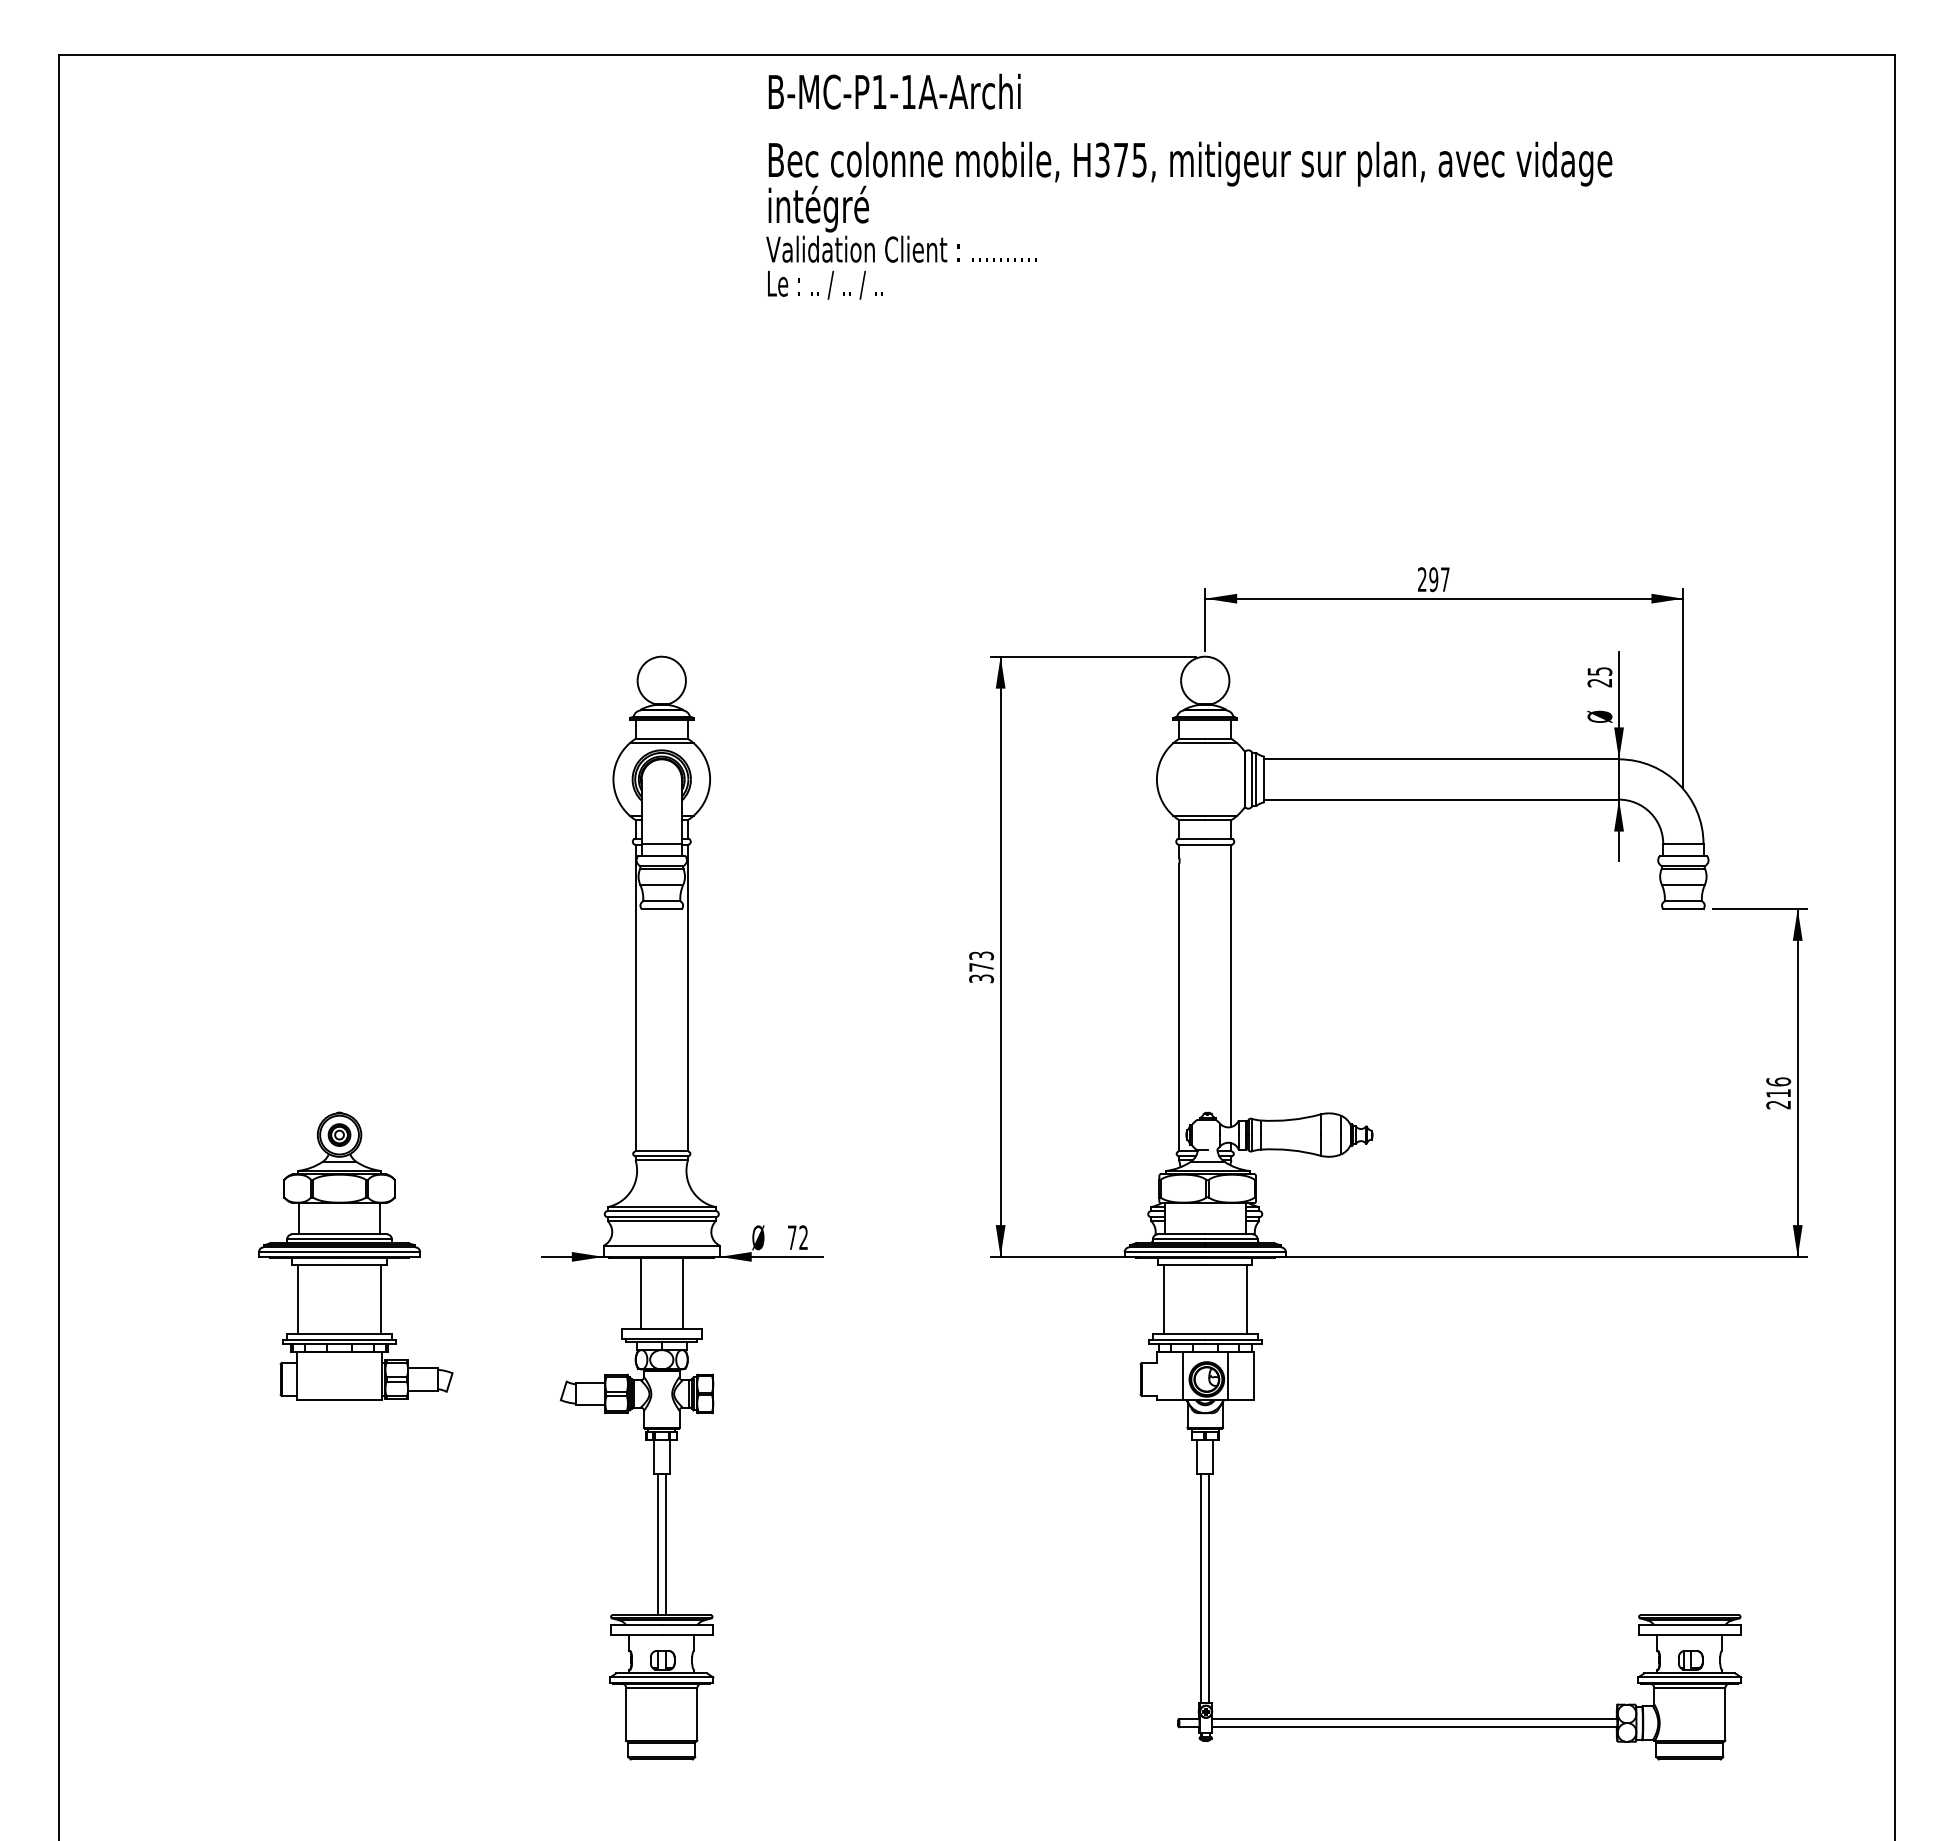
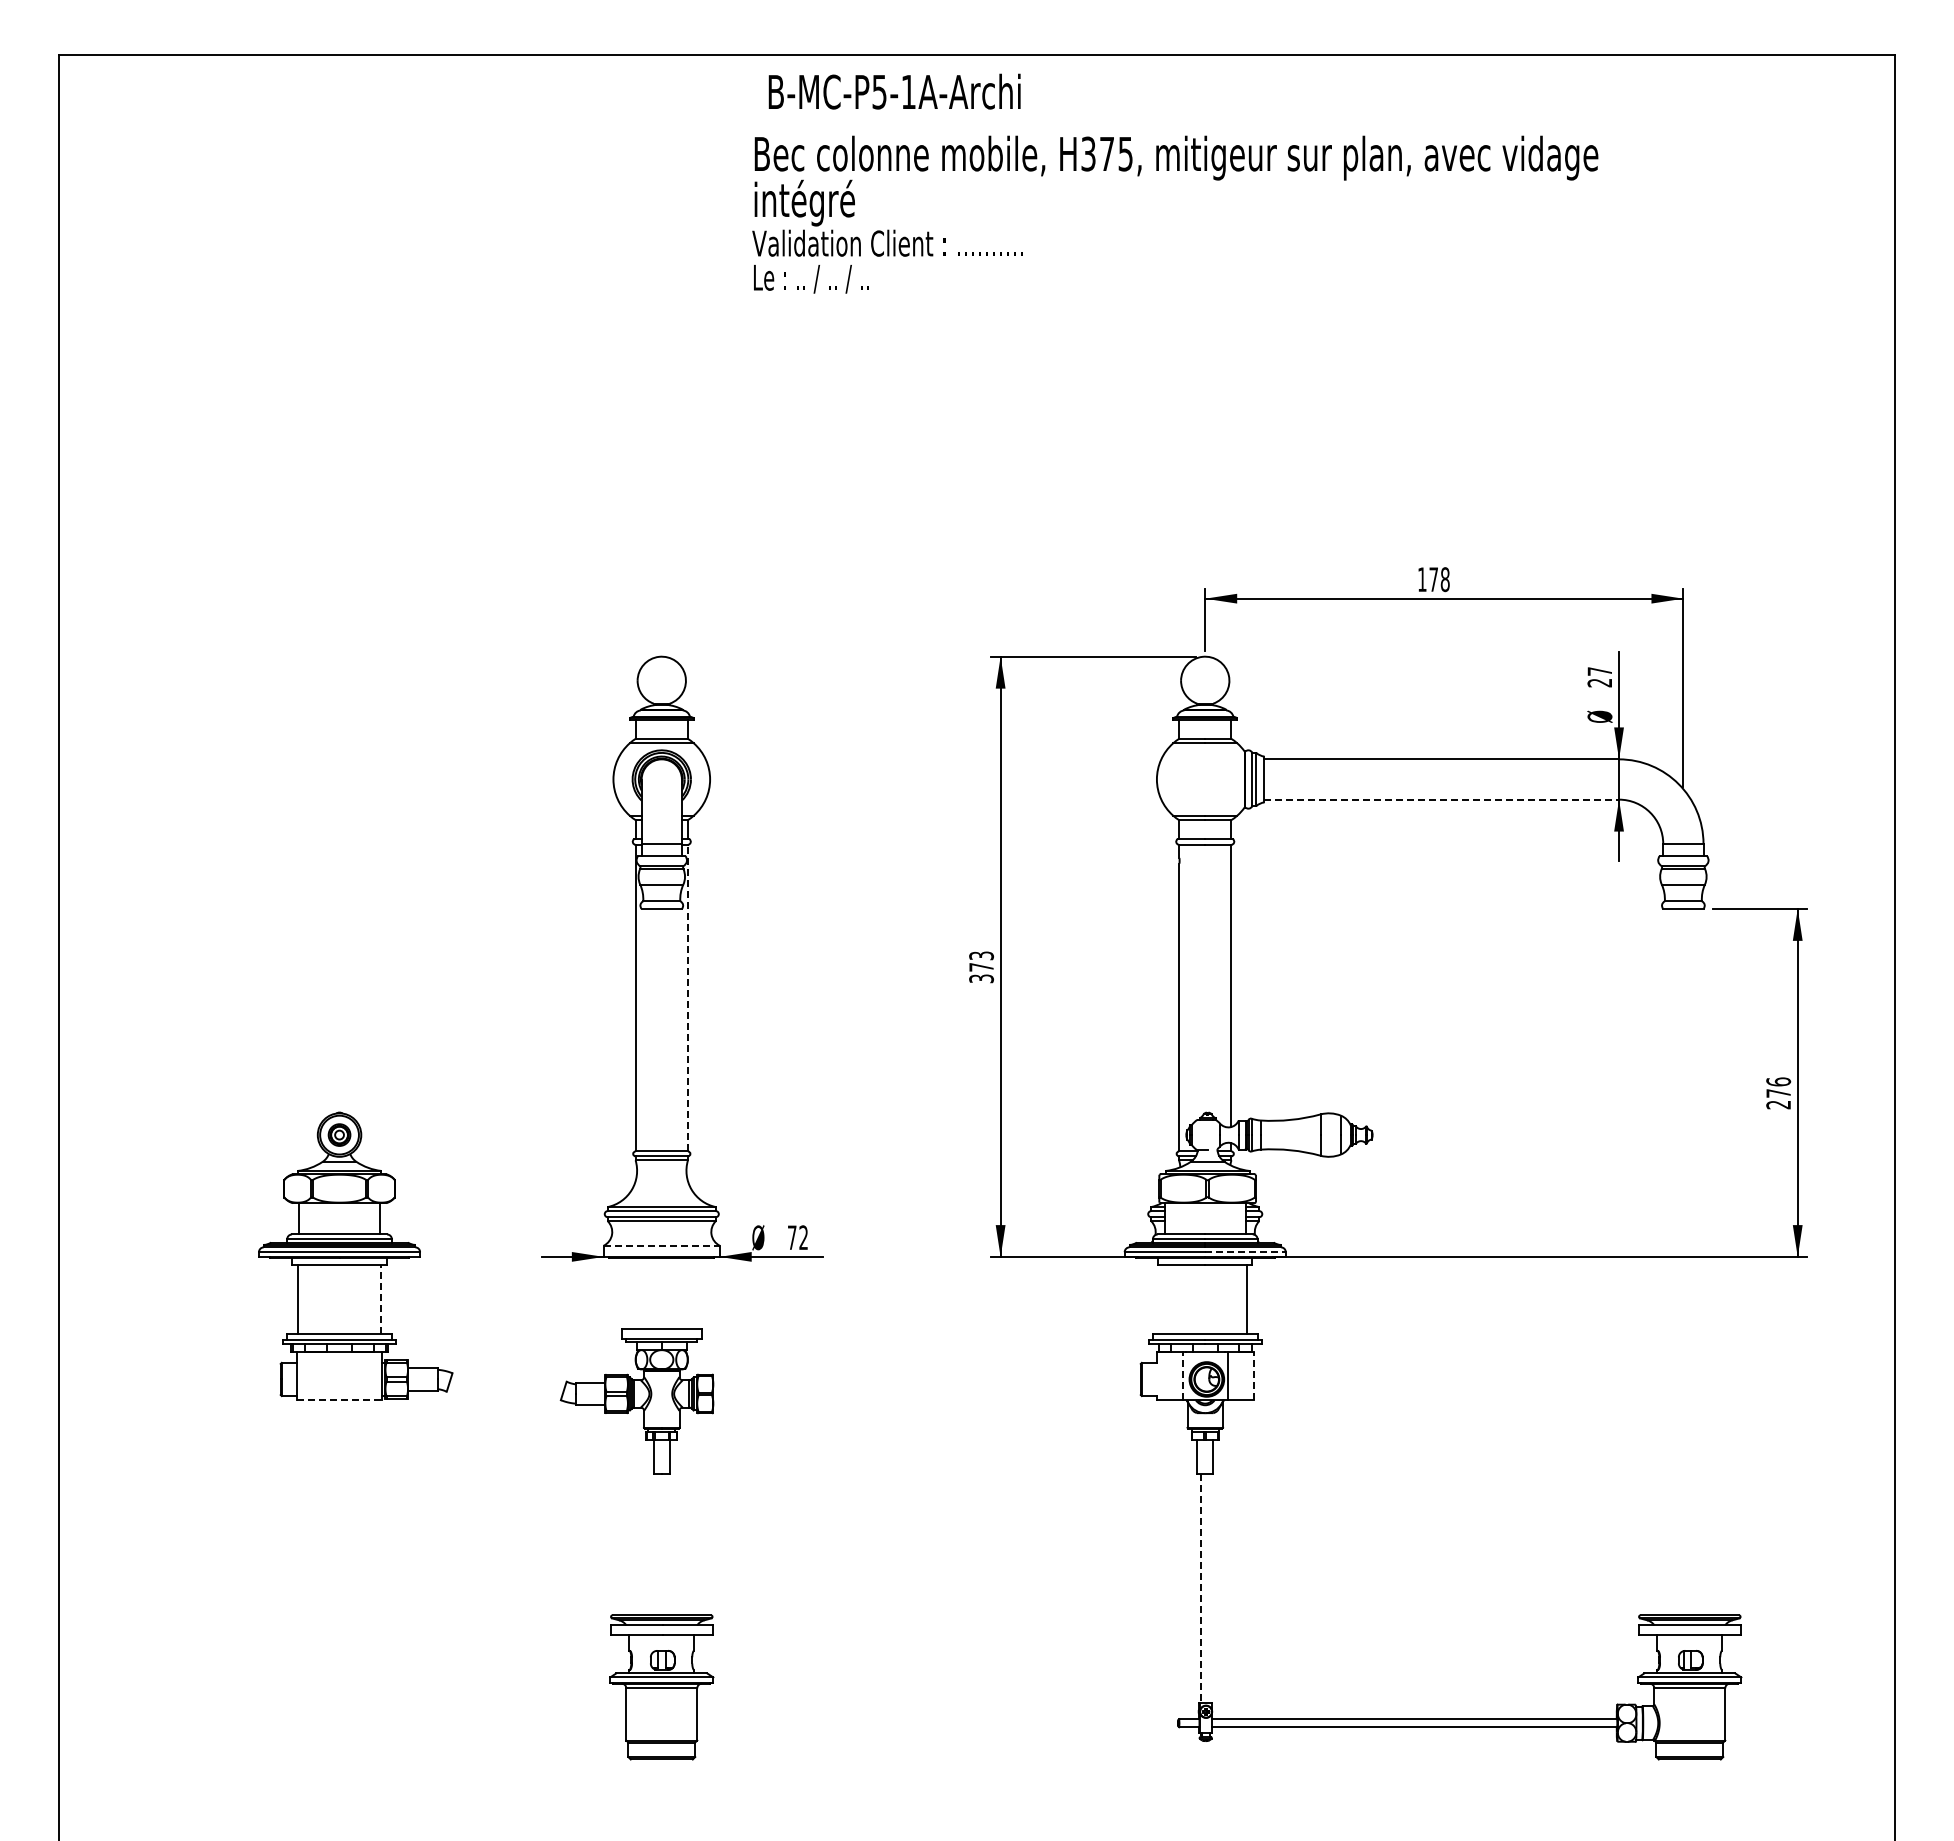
text: B-MC-P1-1A-Archi -> B-MC-P5-1A-Archi (879, 92)
text position: (1189, 220) -> (1175, 214) (1175, 214)
text: 297 -> 178 (1433, 579)
text: 25 -> 27 (1599, 671)
line: solid -> dashed (1442, 799)
line: solid -> dashed (687, 997)
text: 216 -> 276 (1778, 1093)
line: solid -> dashed (662, 1245)
line: solid -> dashed (1246, 1252)
line: present -> none (641, 1293)
line: present -> none (682, 1293)
line: solid -> dashed (381, 1298)
line: present -> none (1163, 1299)
line: solid -> dashed (1182, 1375)
line: solid -> dashed (1253, 1375)
line: solid -> dashed (339, 1400)
line: present -> none (657, 1544)
line: present -> none (665, 1544)
line: present -> none (1209, 1588)
line: solid -> dashed (1201, 1589)
